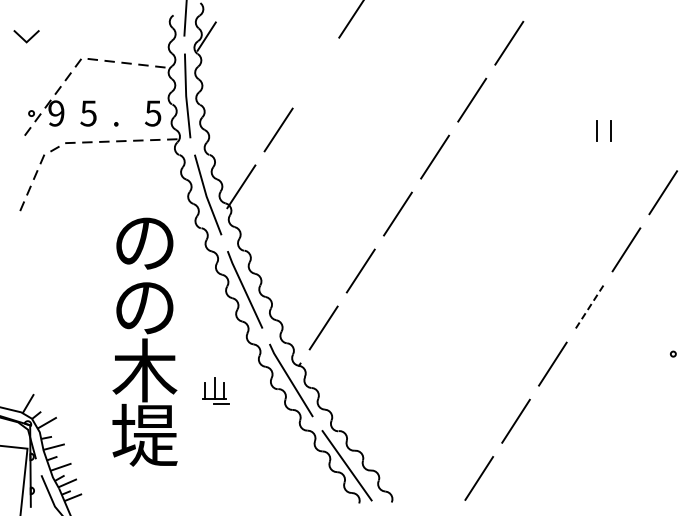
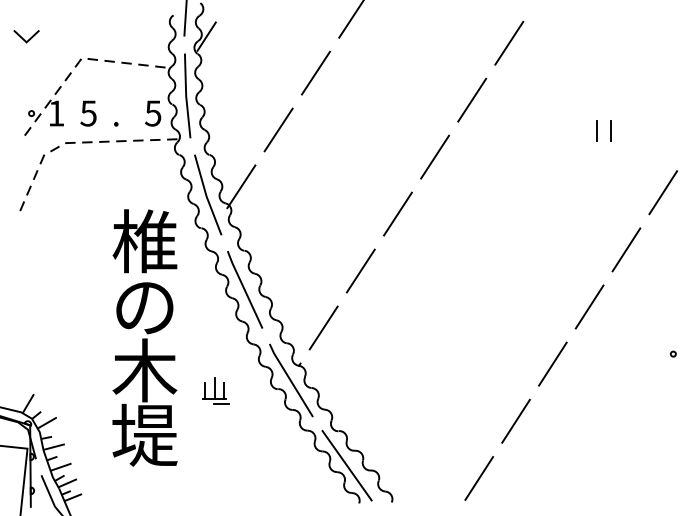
line: none -> present (315, 72)
text: 9 -> 1 (56, 113)
text: の -> 椎 (144, 241)
line: dashed -> solid (589, 306)
